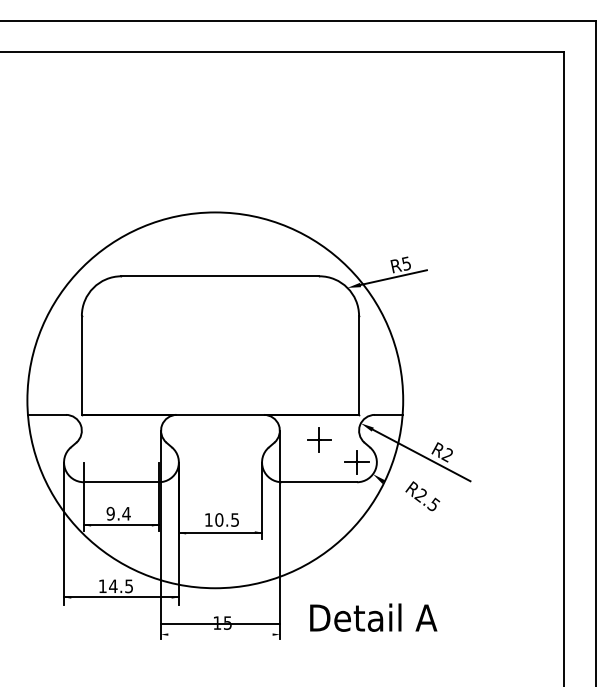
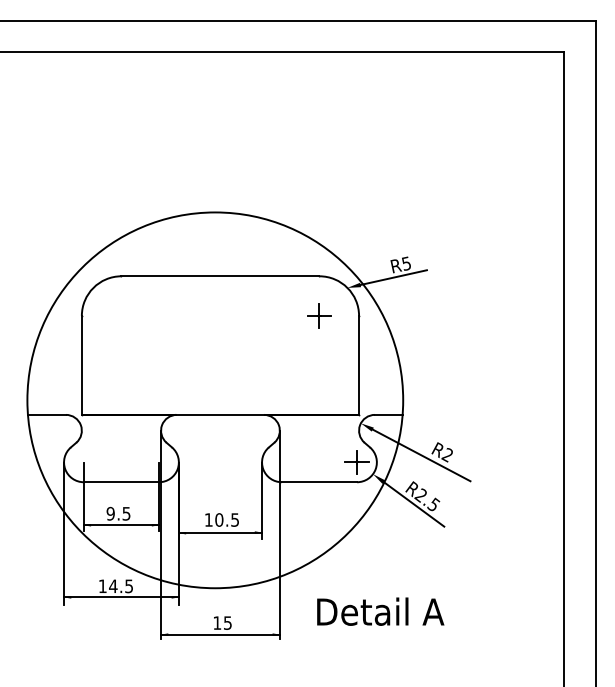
part position: (319, 439) -> (319, 315) (319, 315)
line: none -> present (413, 504)
text: 9.4 -> 9.5 (126, 513)
text position: (373, 617) -> (380, 611) (380, 611)
line position: (220, 623) -> (220, 634) (220, 634)
